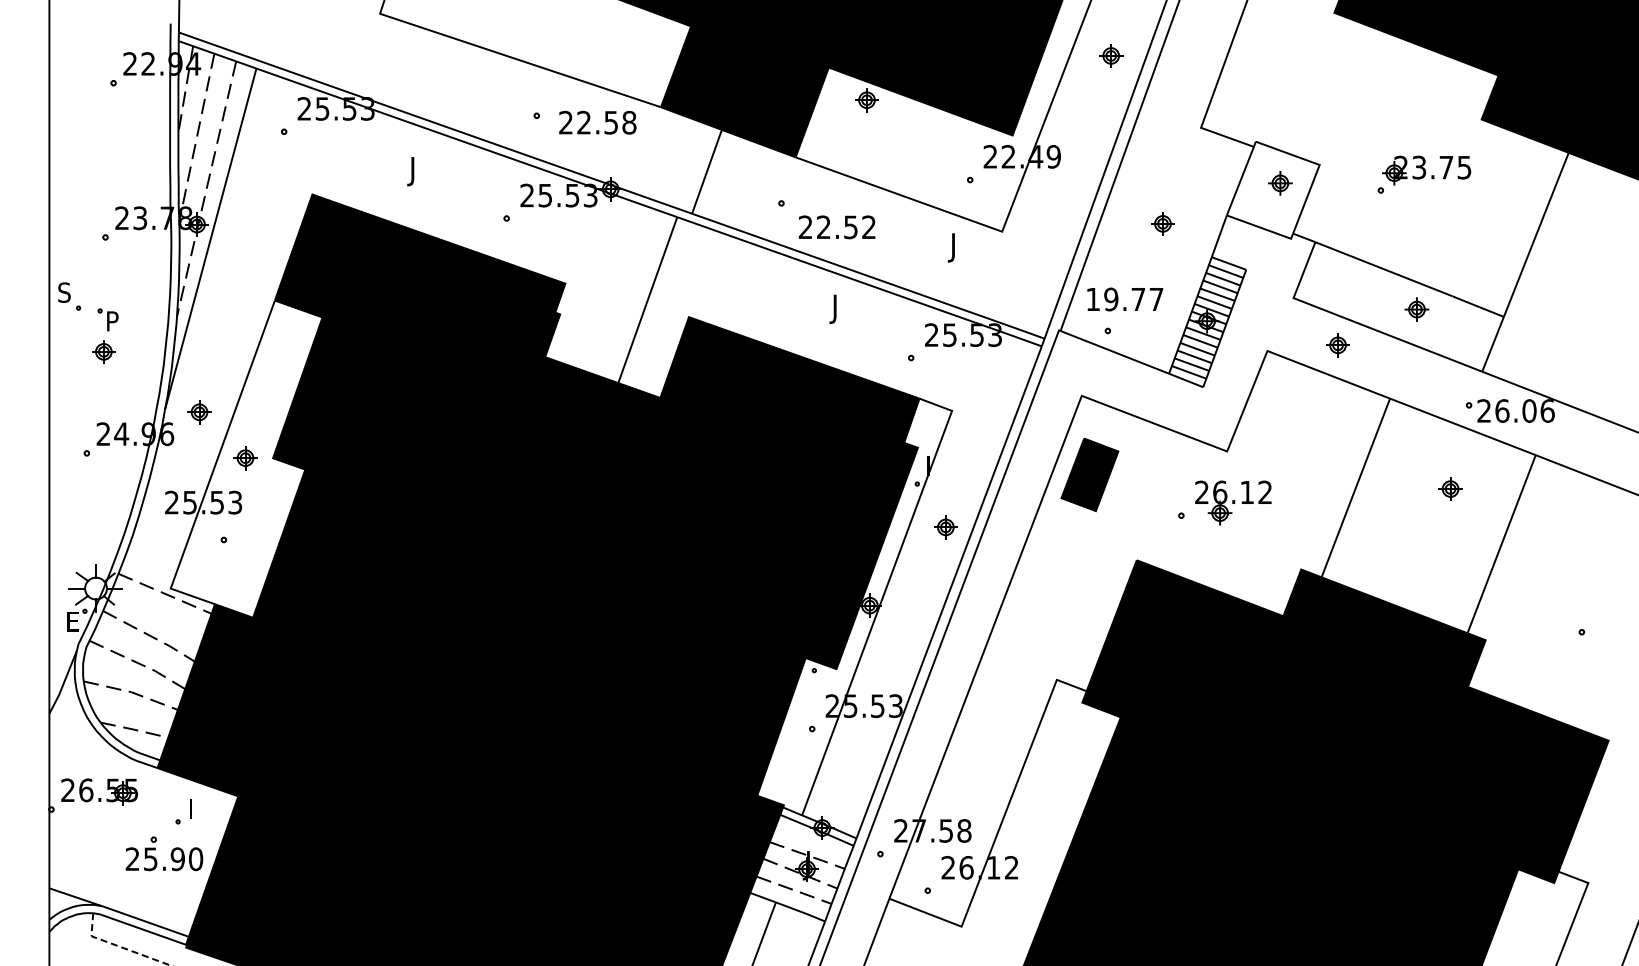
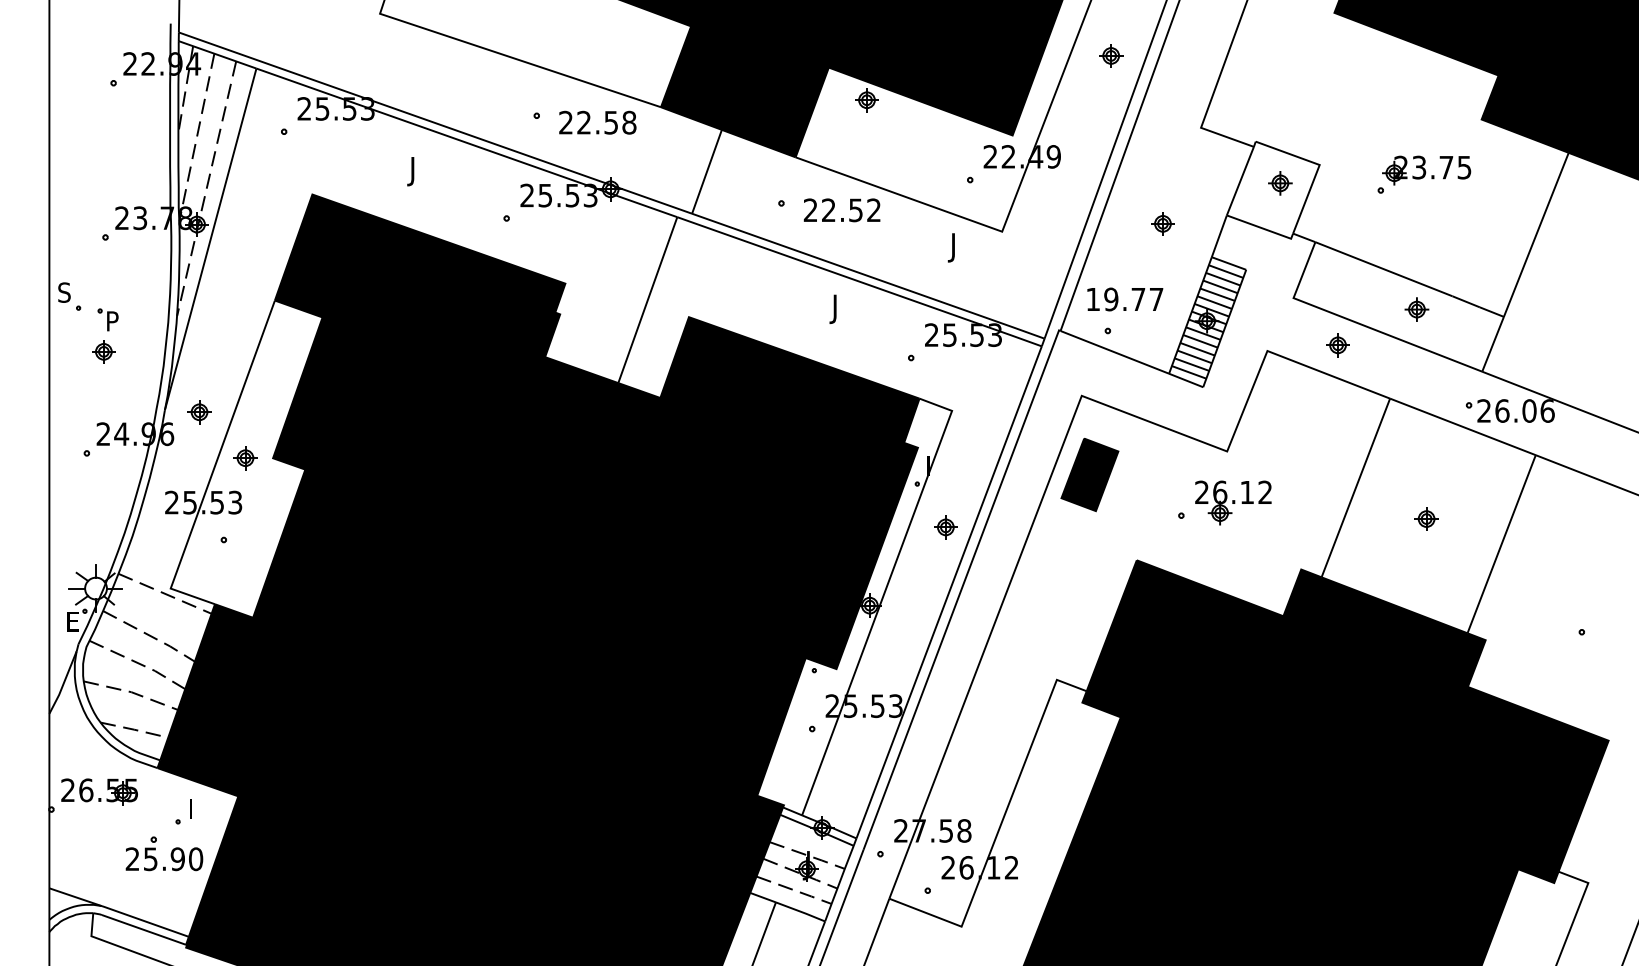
text position: (836, 227) -> (841, 210) (841, 210)
part position: (1450, 488) -> (1426, 518) (1426, 518)
line: dashed -> solid (119, 946)
